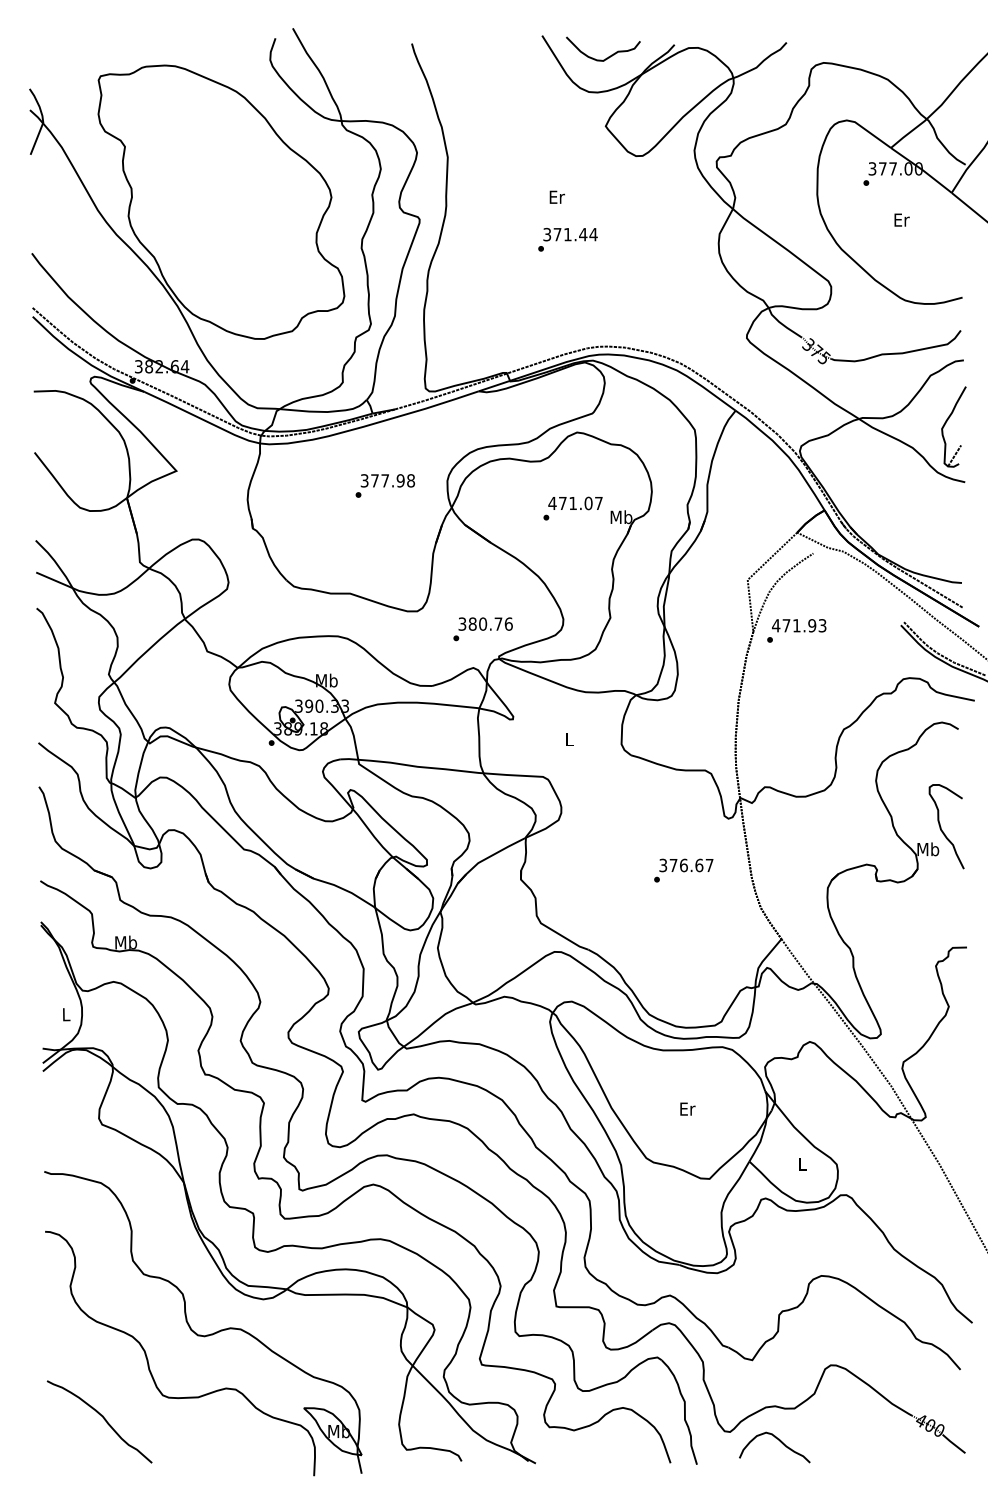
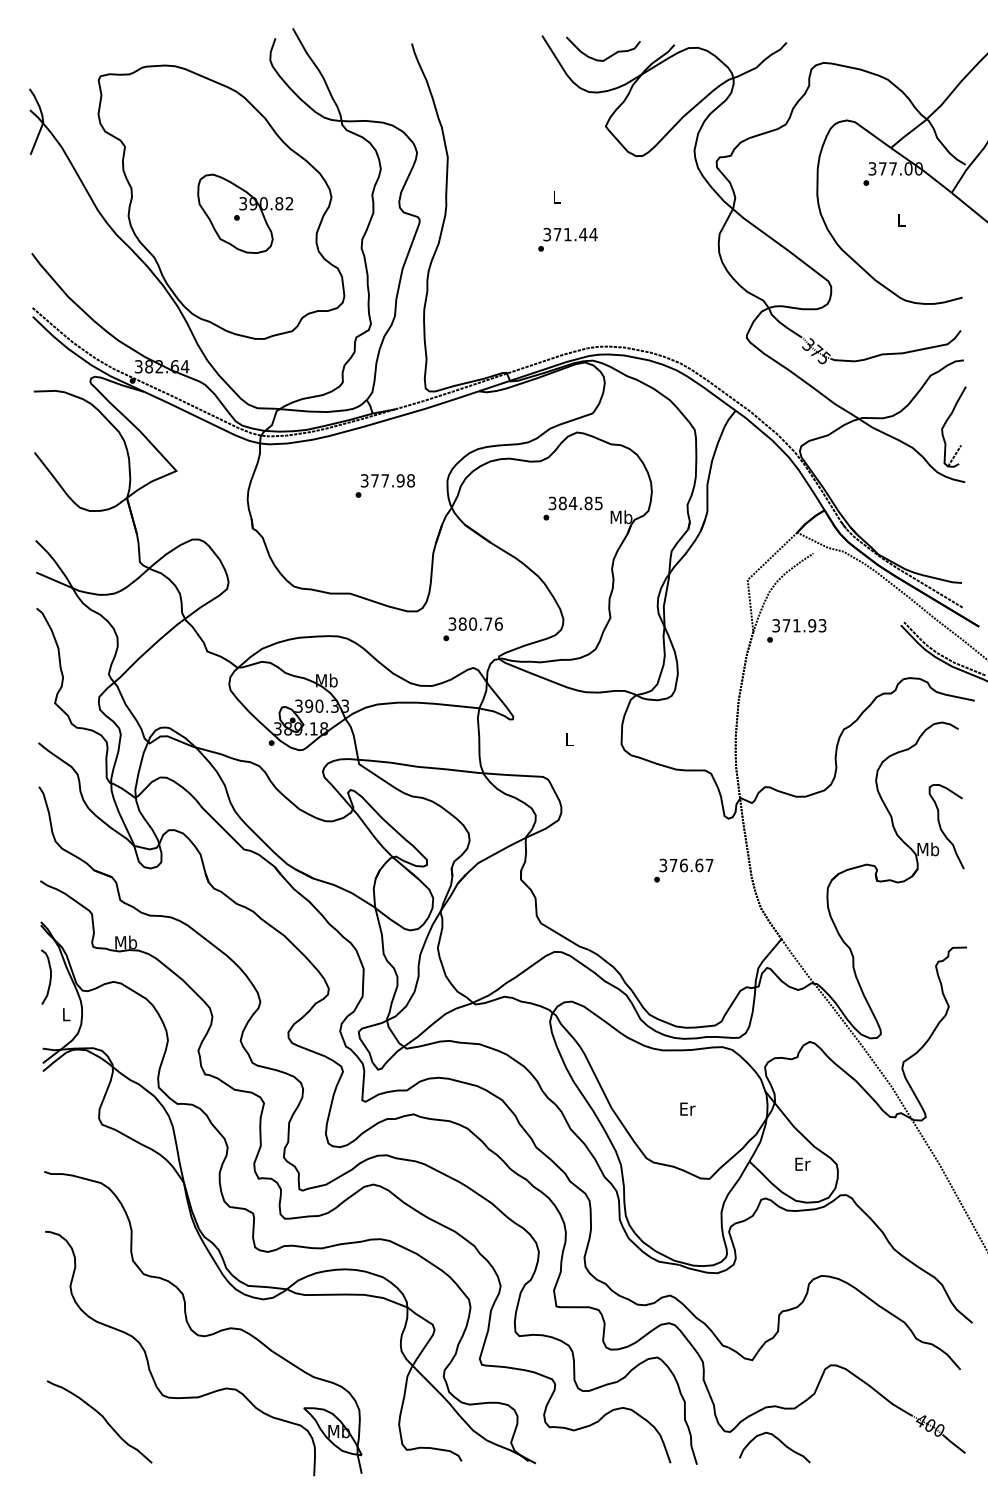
text: Er -> L (556, 196)
part: none -> present (245, 213)
text: Er -> L (901, 219)
text: 471.07 -> 384.85 (575, 503)
text: 471.93 -> 371.93 (776, 625)
text position: (482, 629) -> (472, 629) (472, 629)
curve: none -> present (49, 978)
text: L -> Er (802, 1163)
